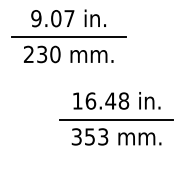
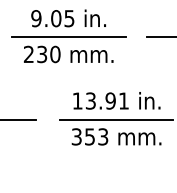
text: 9.07 -> 9.05 (69, 18)
line: none -> present (159, 37)
text: 16.48 -> 13.91 (107, 100)
line: none -> present (19, 119)
